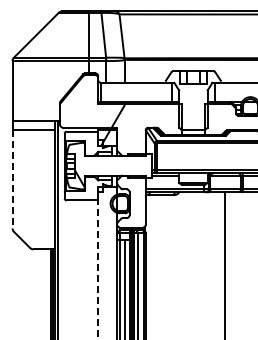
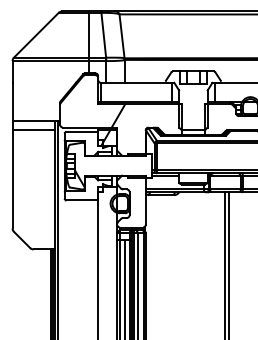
line: dashed -> solid (12, 179)
line: dashed -> solid (98, 263)
line: none -> present (228, 264)
